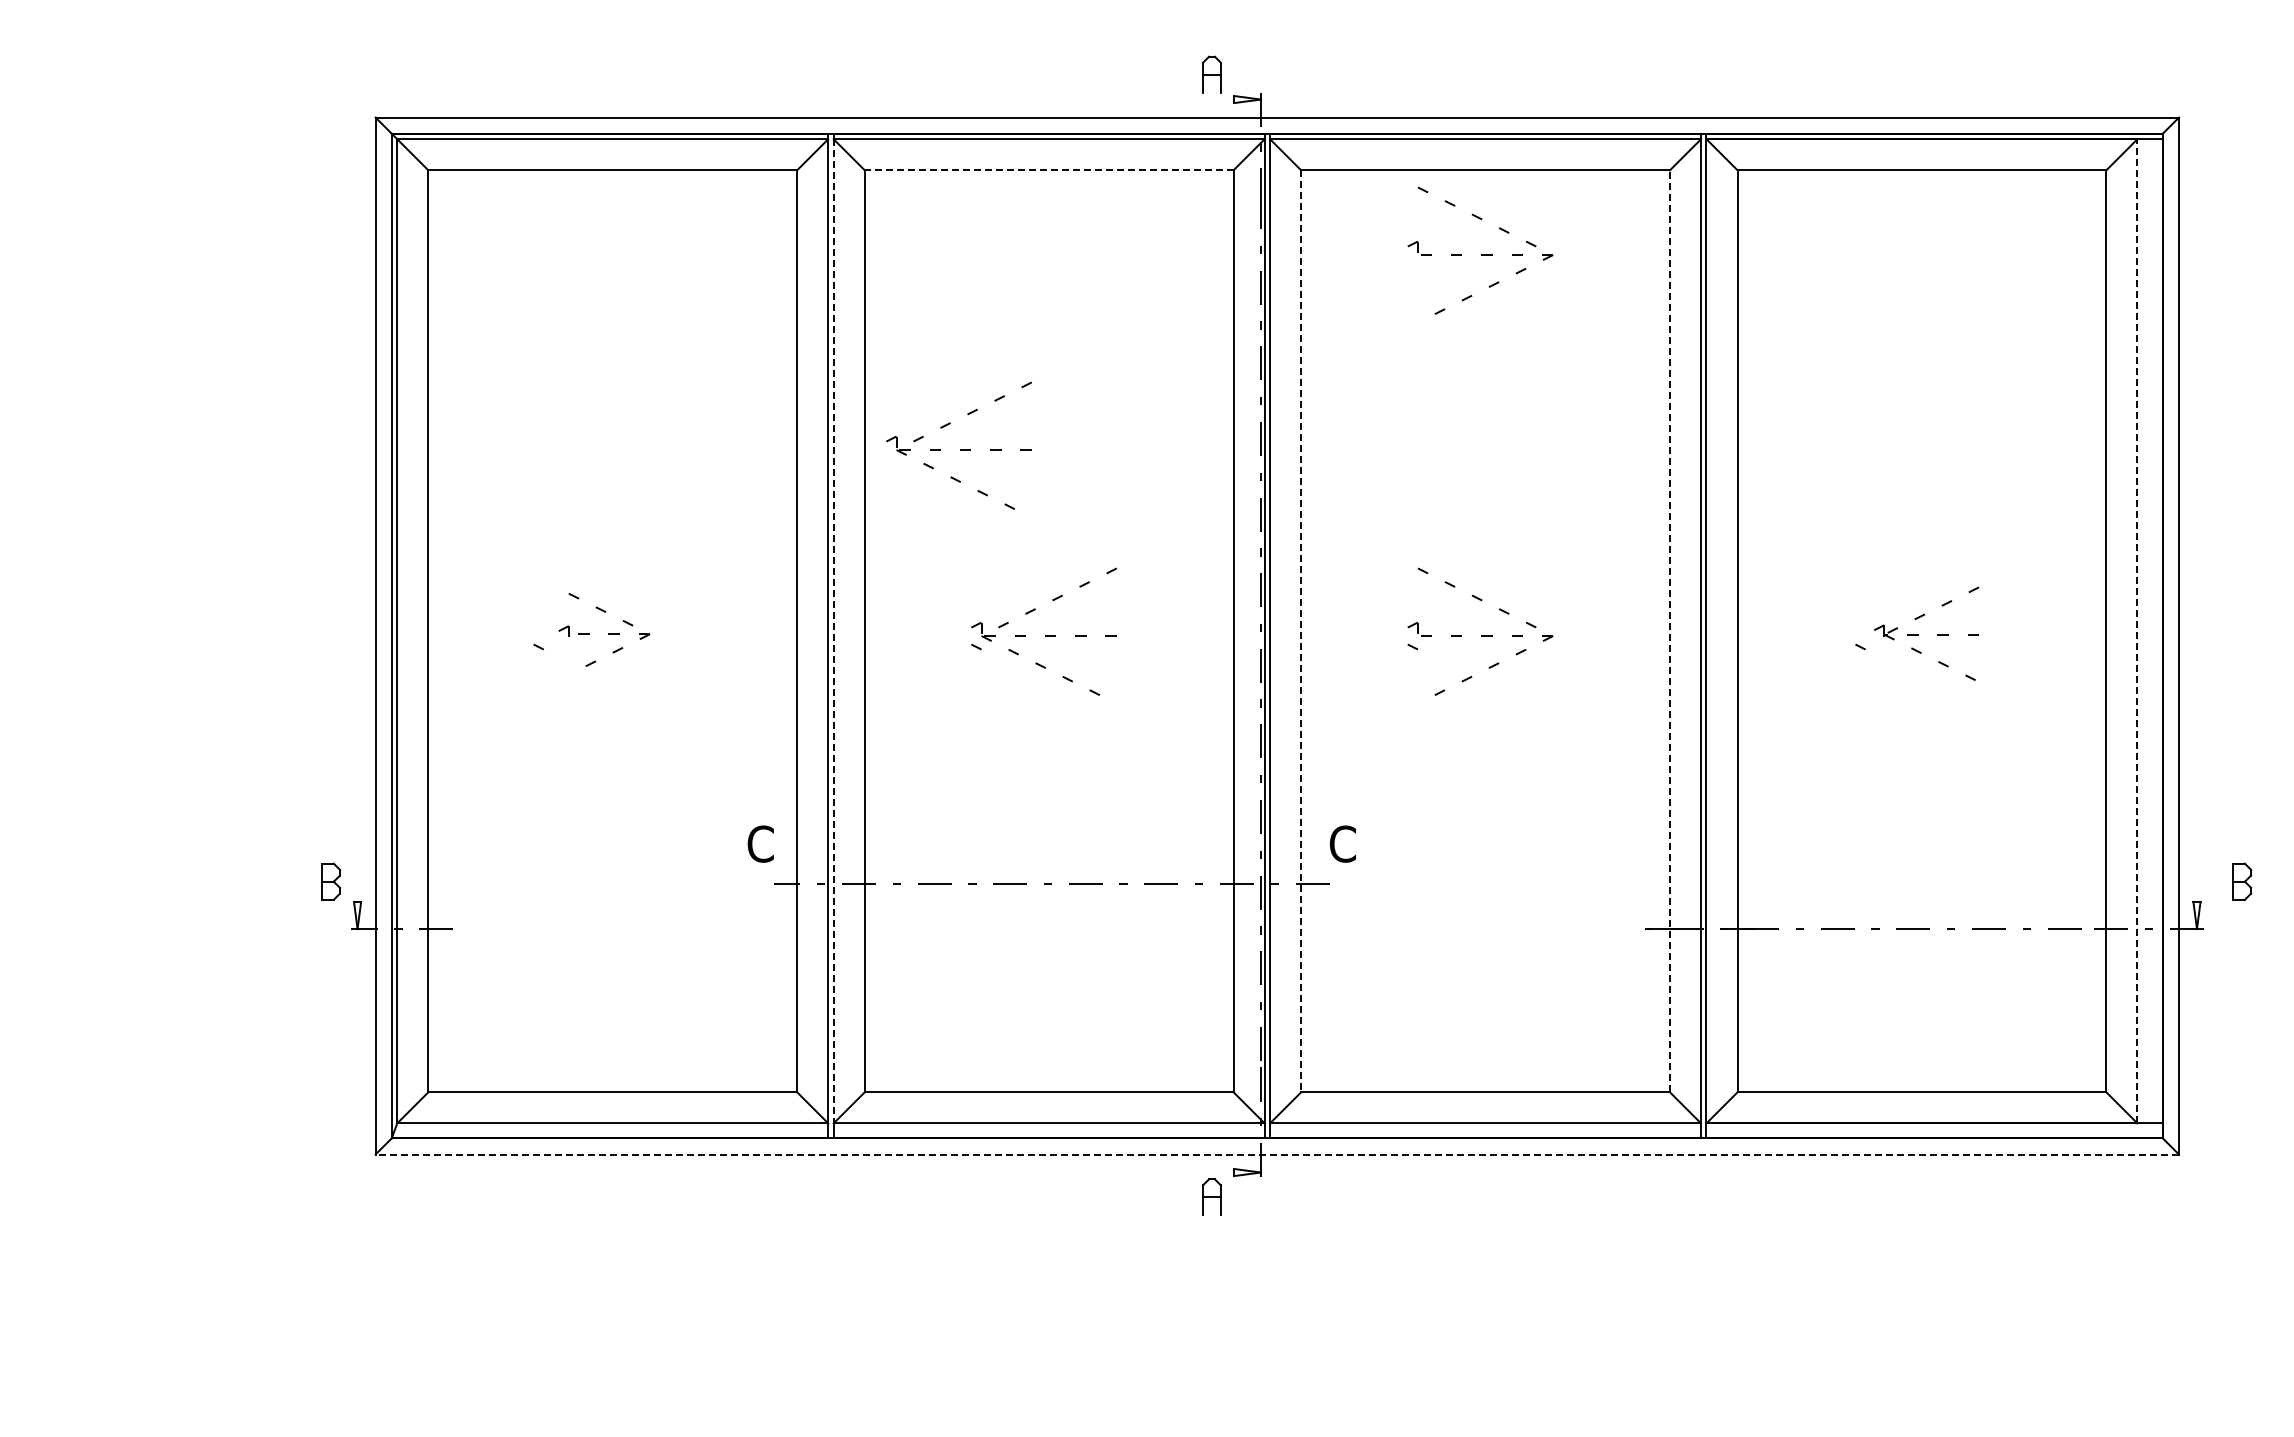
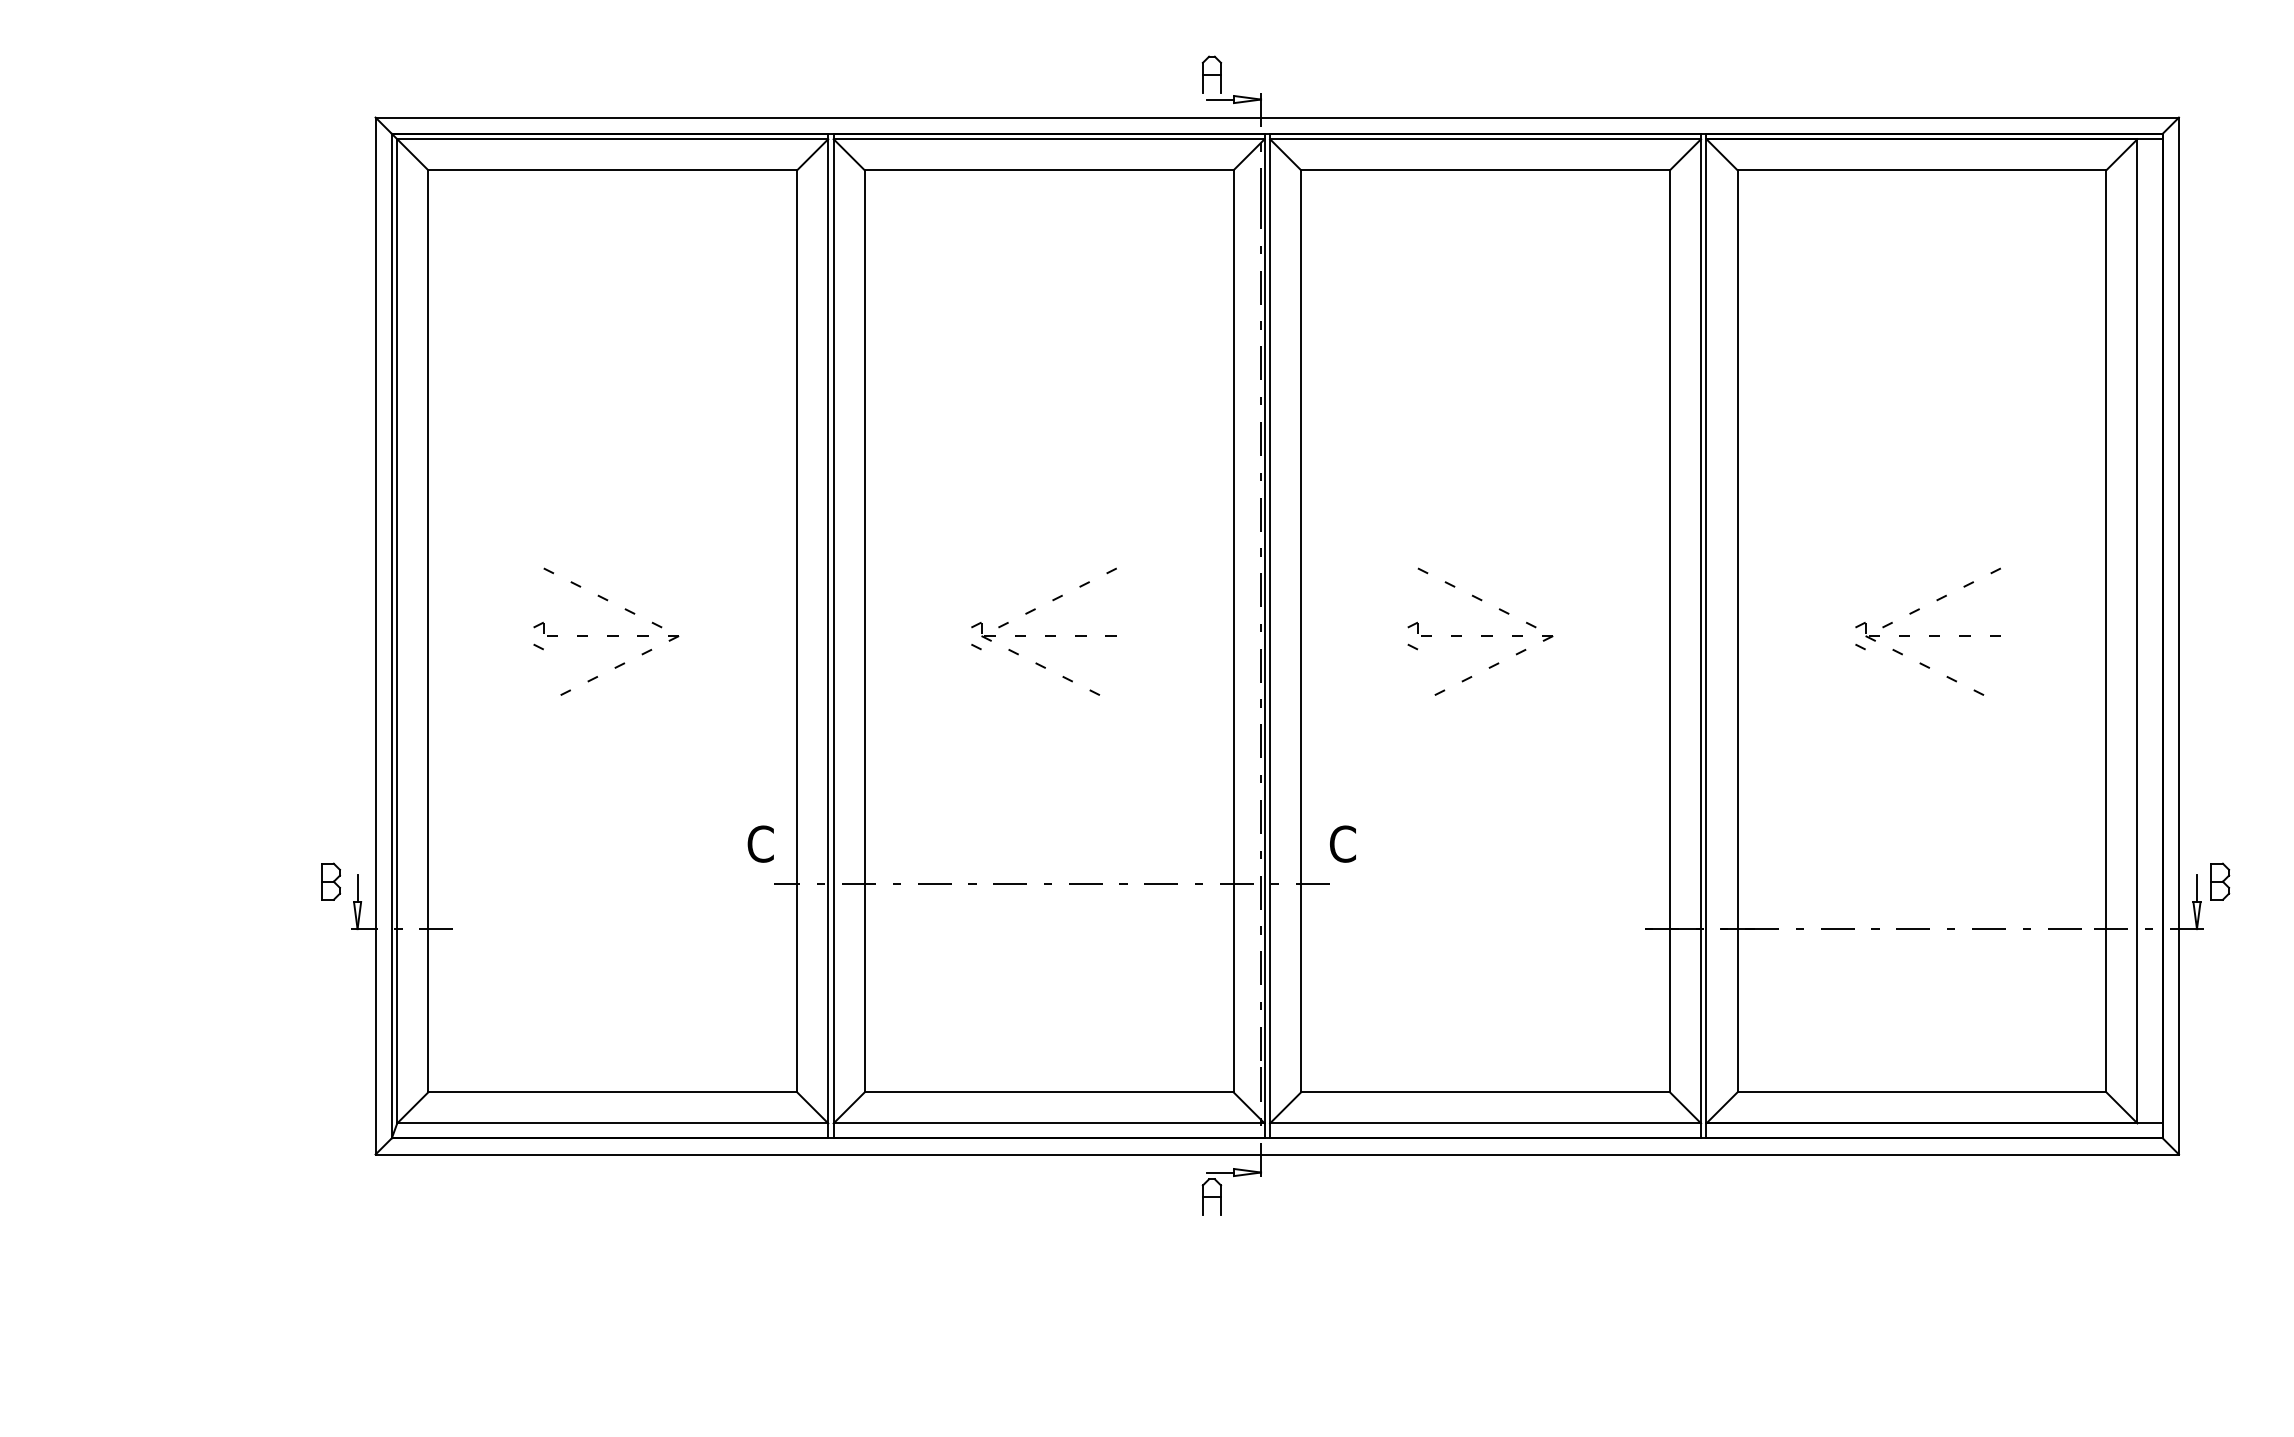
line: none -> present (1220, 99)
line: dashed -> solid (1048, 170)
part: present -> none (1480, 250)
part: present -> none (958, 445)
part size: 93x74 px -> 147x129 px (606, 631)
line: dashed -> solid (2137, 630)
line: dashed -> solid (833, 631)
line: dashed -> solid (1301, 631)
line: dashed -> solid (1669, 631)
part size: 106x95 px -> 146x129 px (1927, 631)
part position: (2242, 881) -> (2220, 881) (2220, 881)
line: none -> present (357, 888)
line: none -> present (2196, 888)
line: dashed -> solid (1277, 1154)
line: none -> present (1220, 1172)
